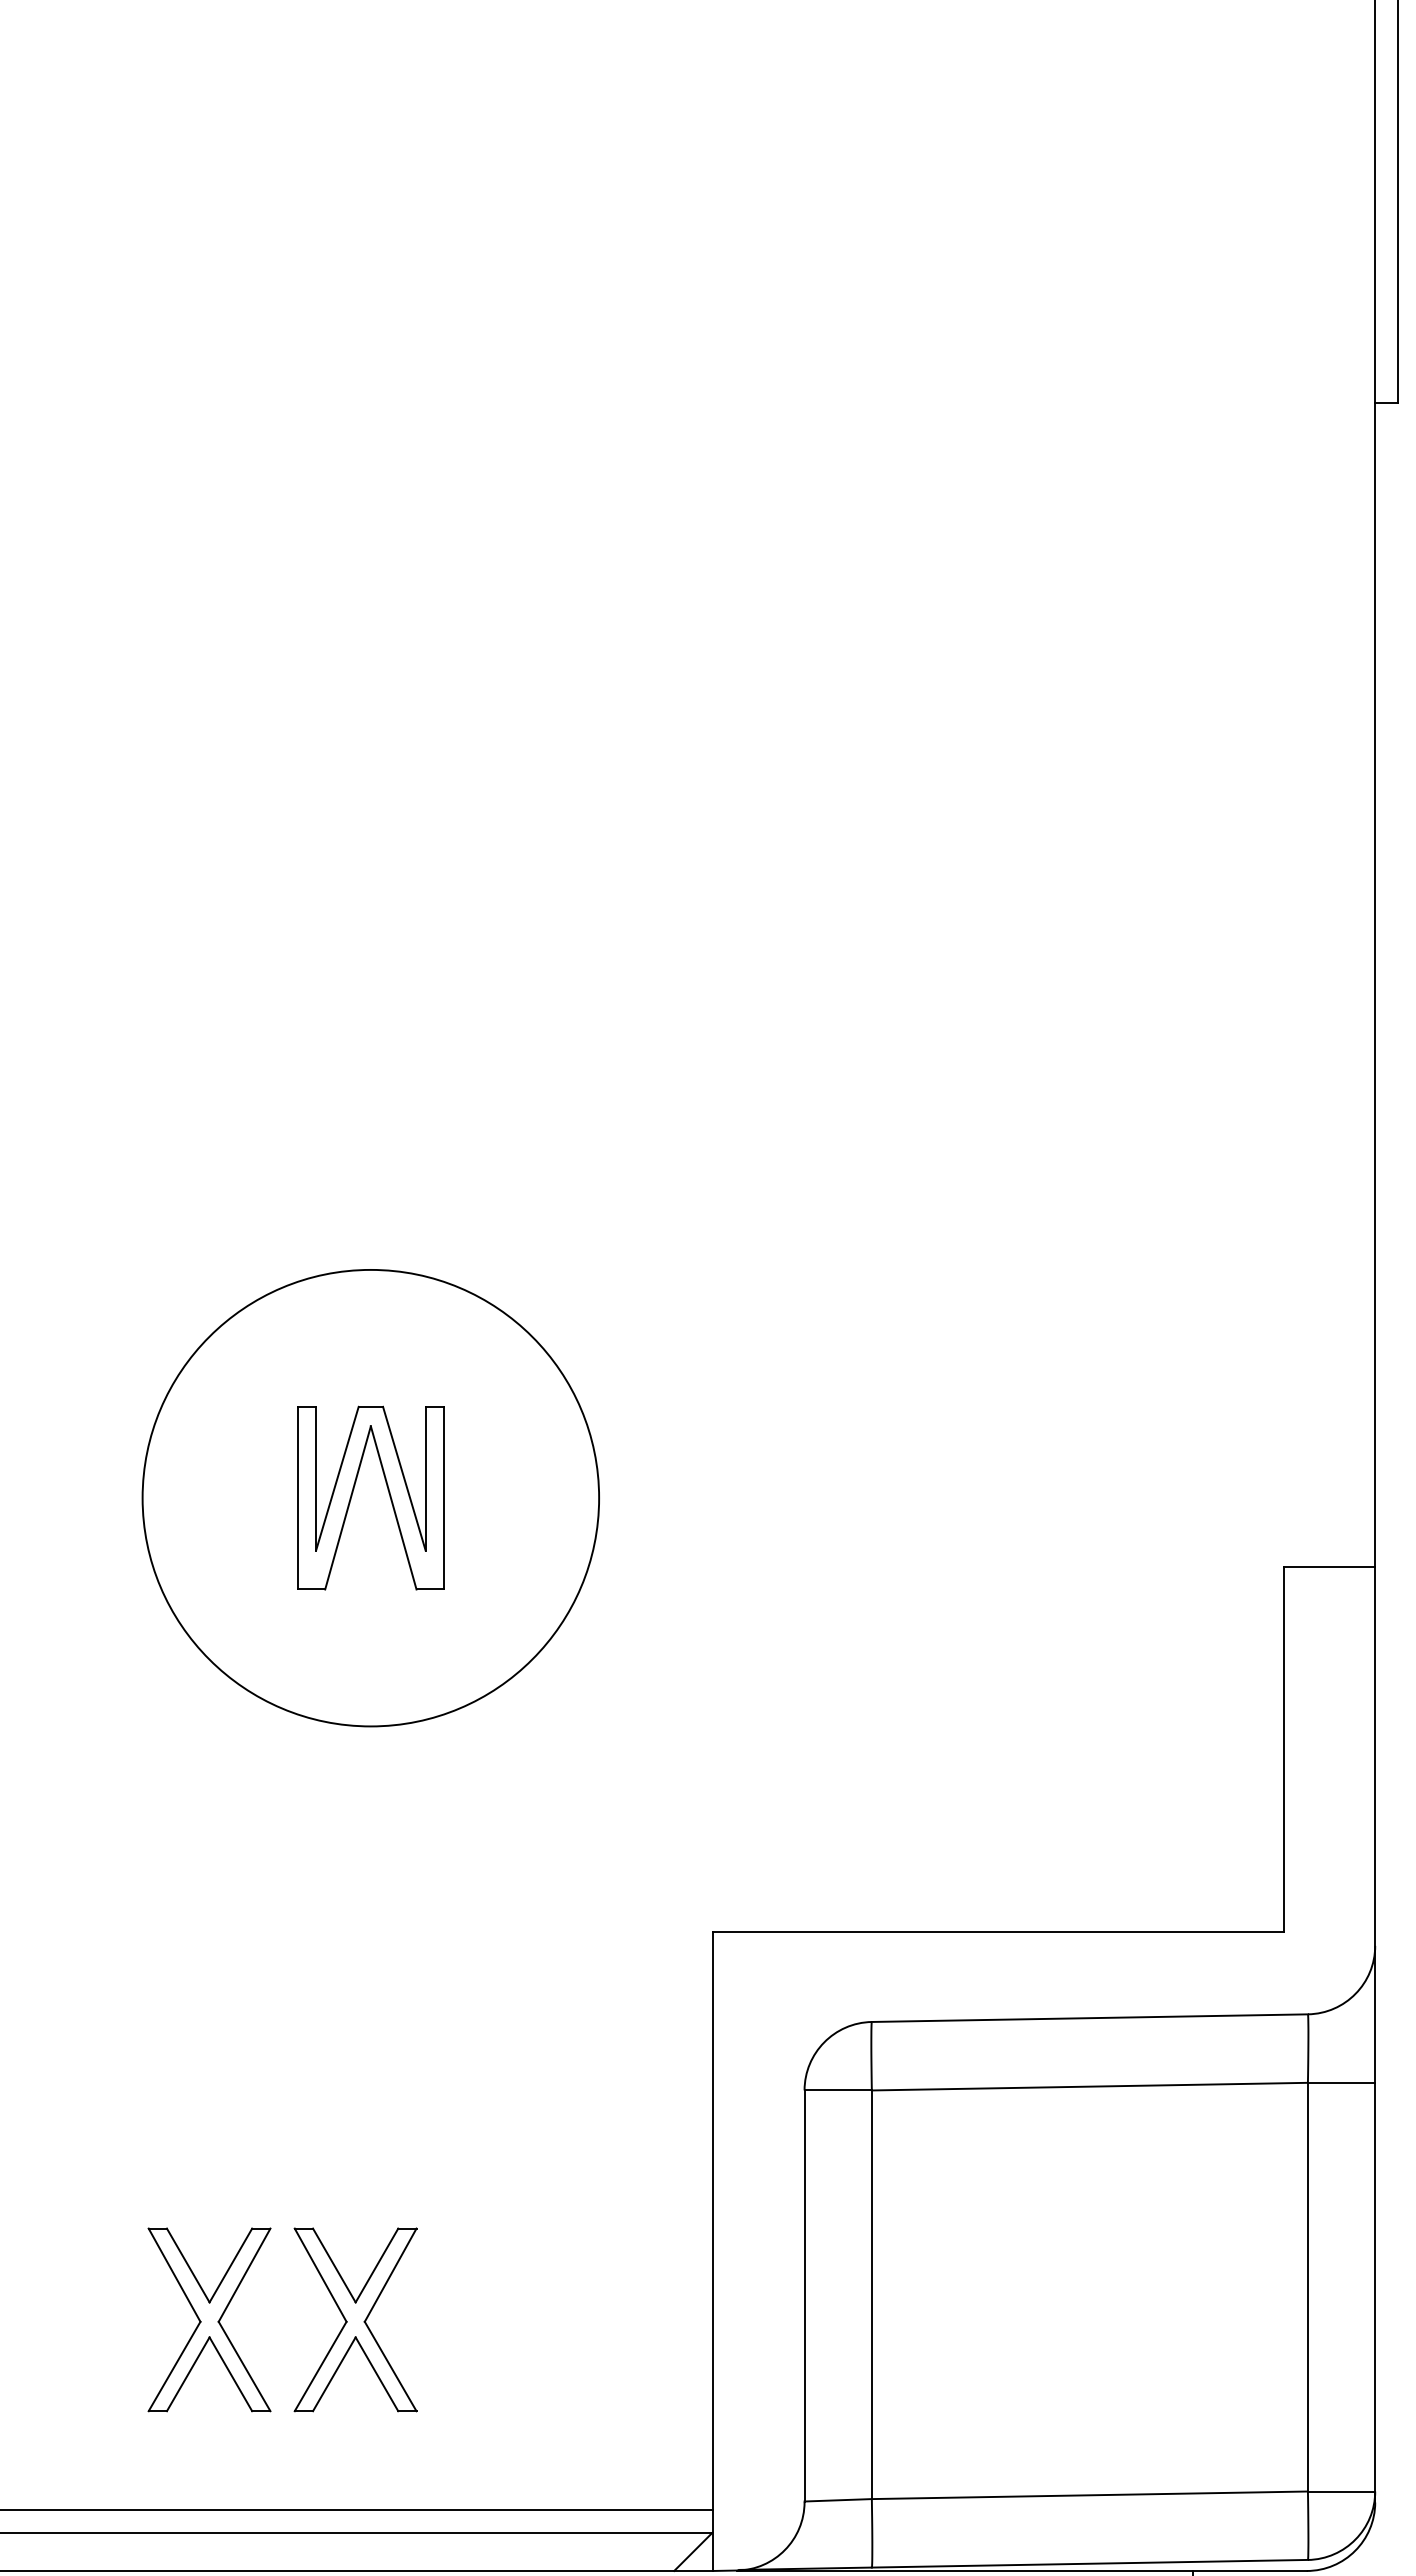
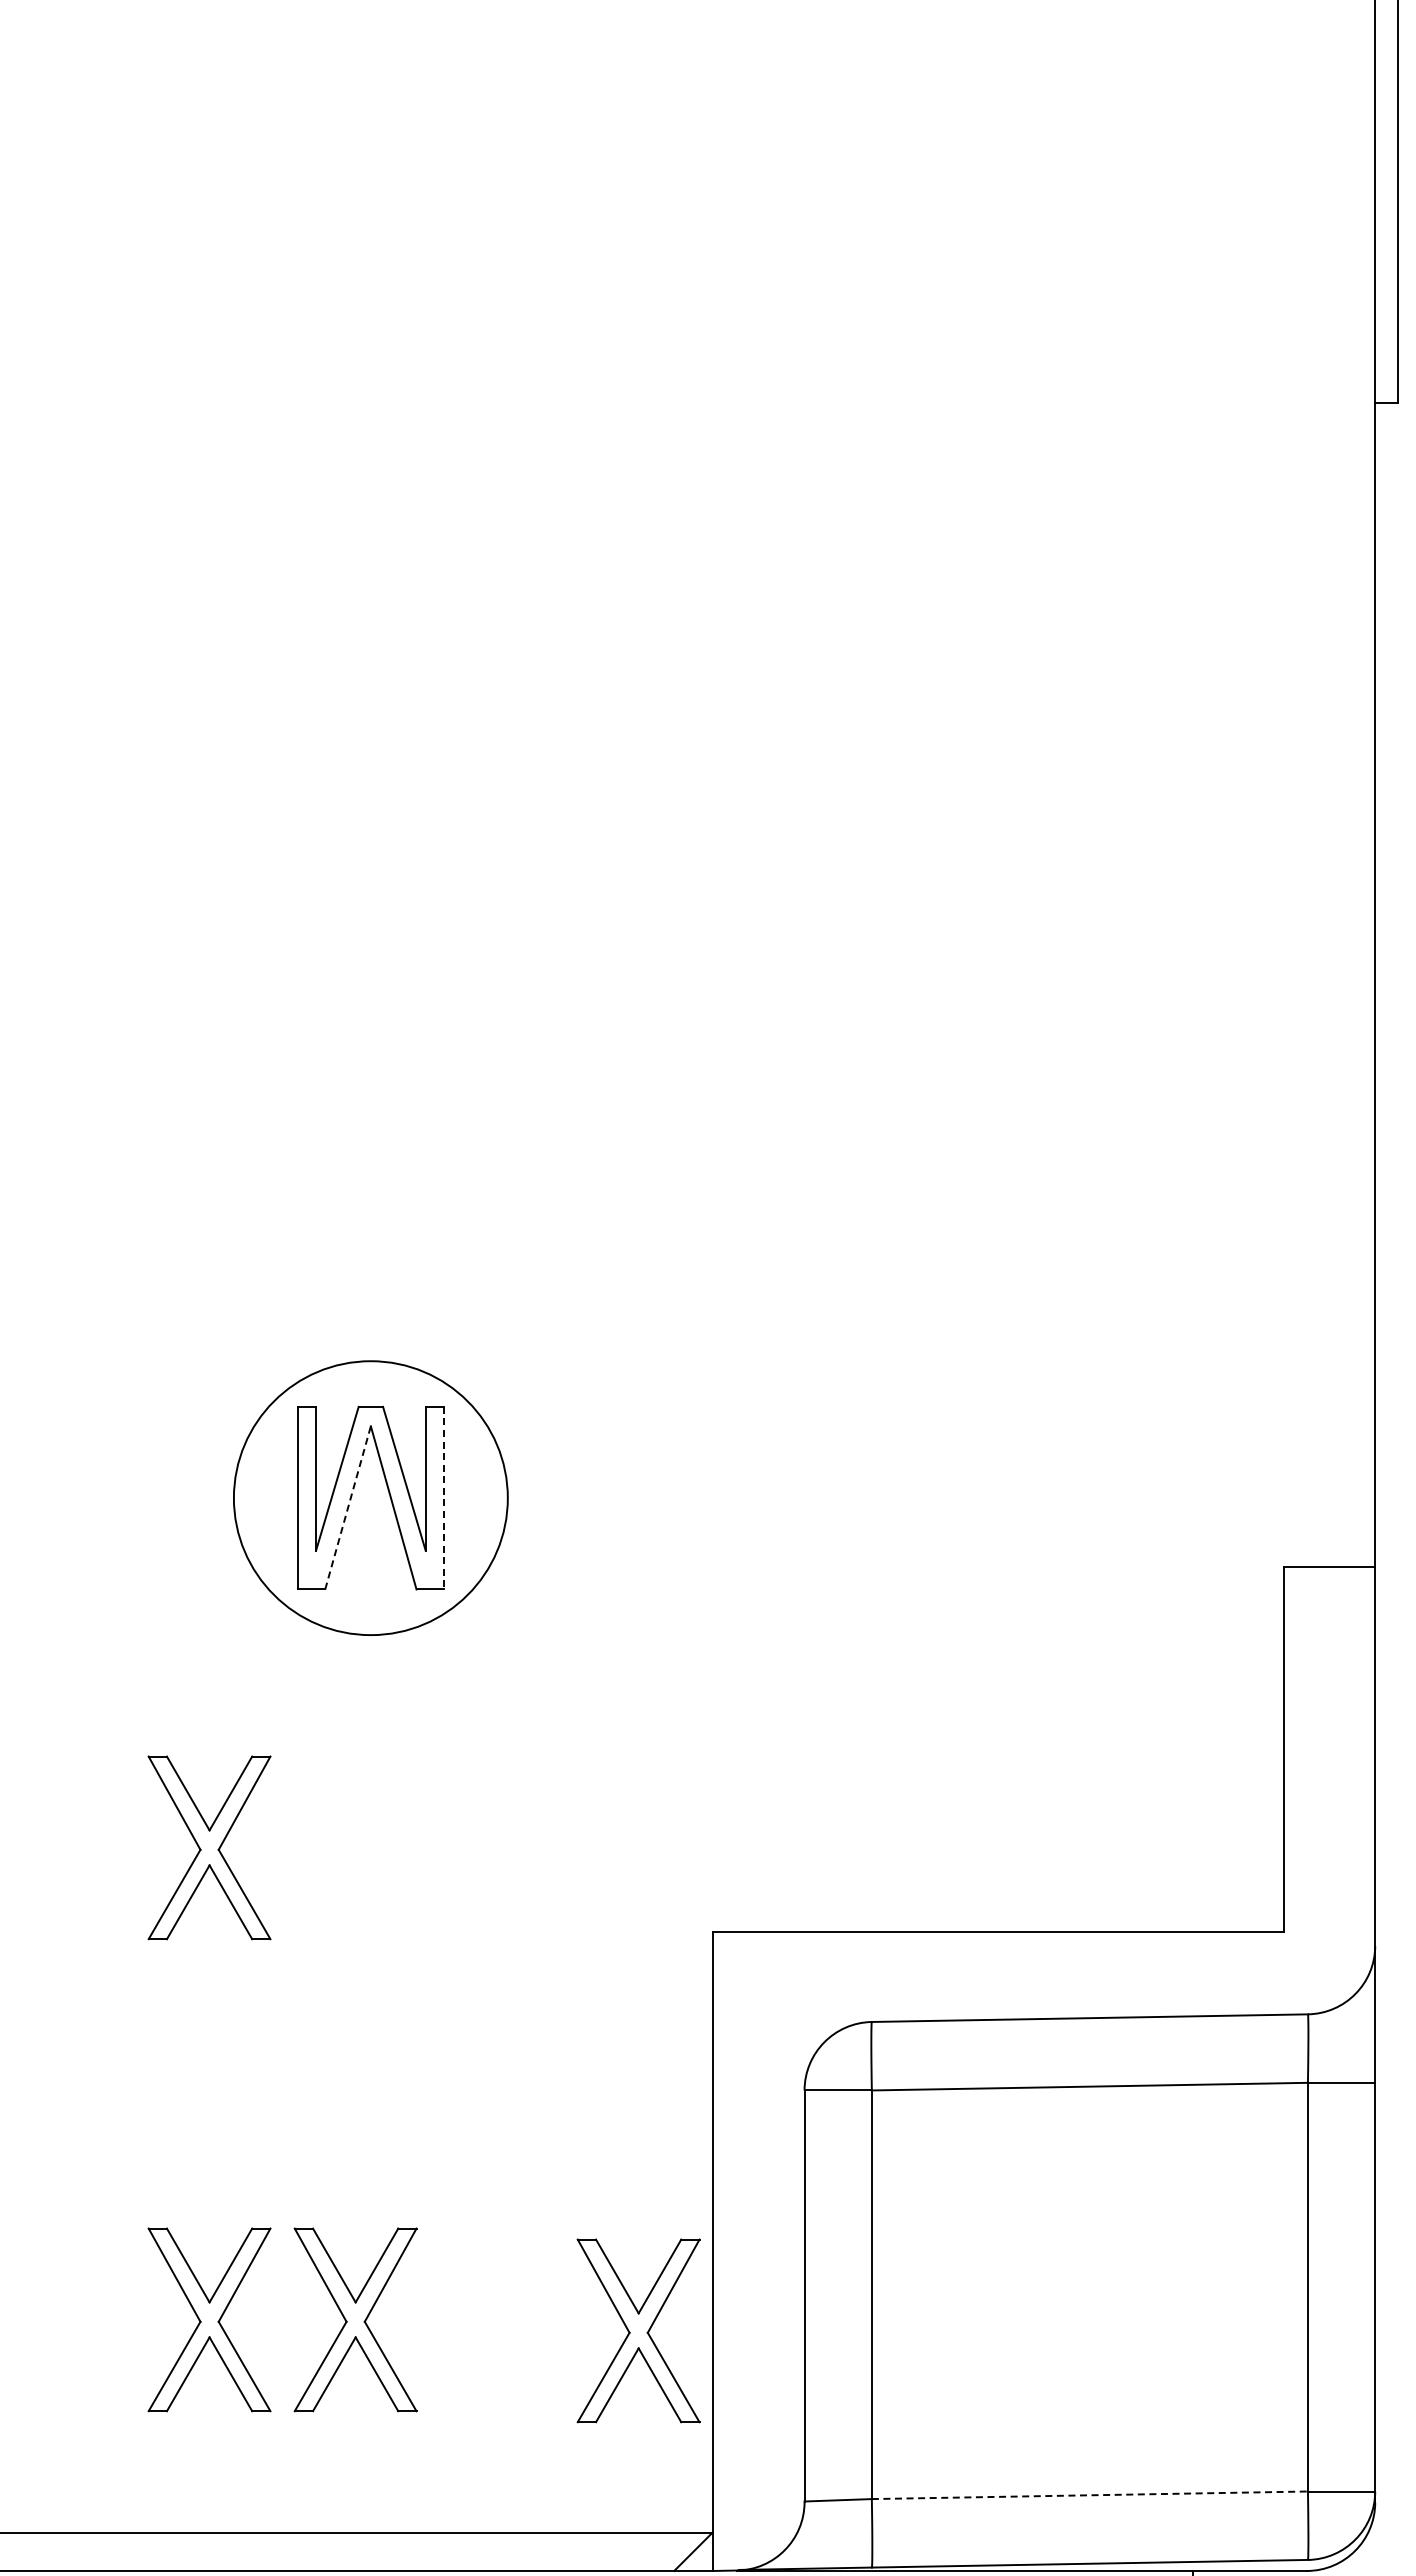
circle diameter: 457 px -> 274 px (370, 1498)
line: solid -> dashed (443, 1498)
line: solid -> dashed (348, 1507)
part: none -> present (209, 1847)
part: none -> present (638, 2330)
line: solid -> dashed (1090, 2495)
line: present -> none (357, 2509)
